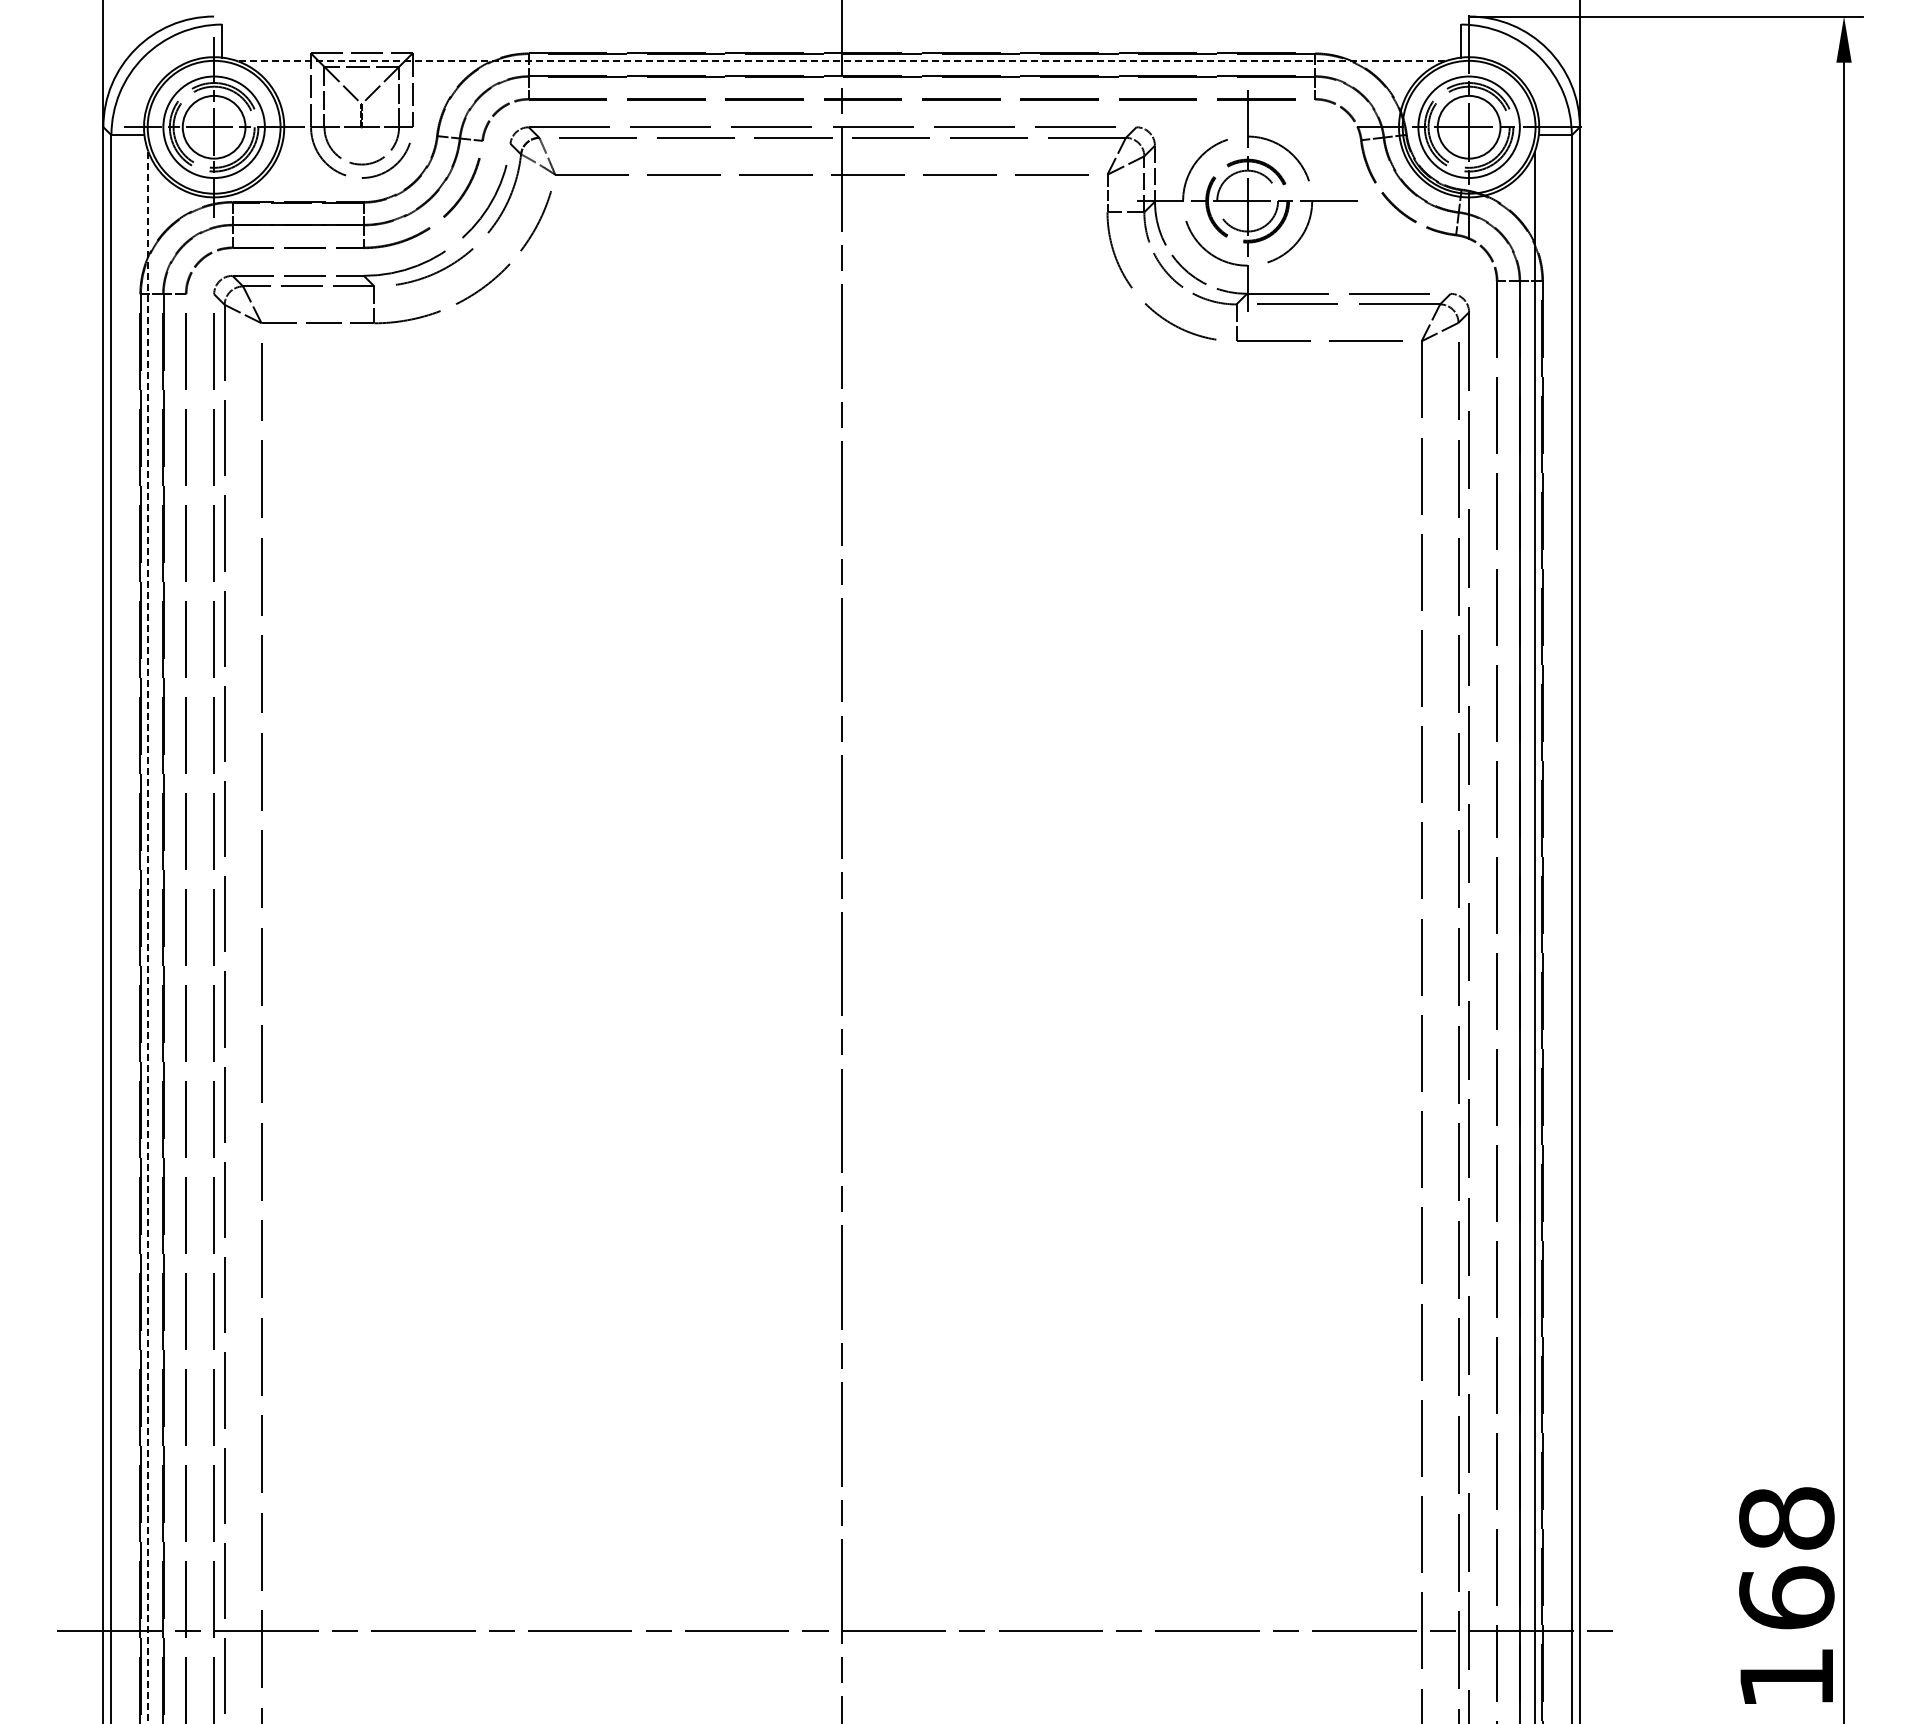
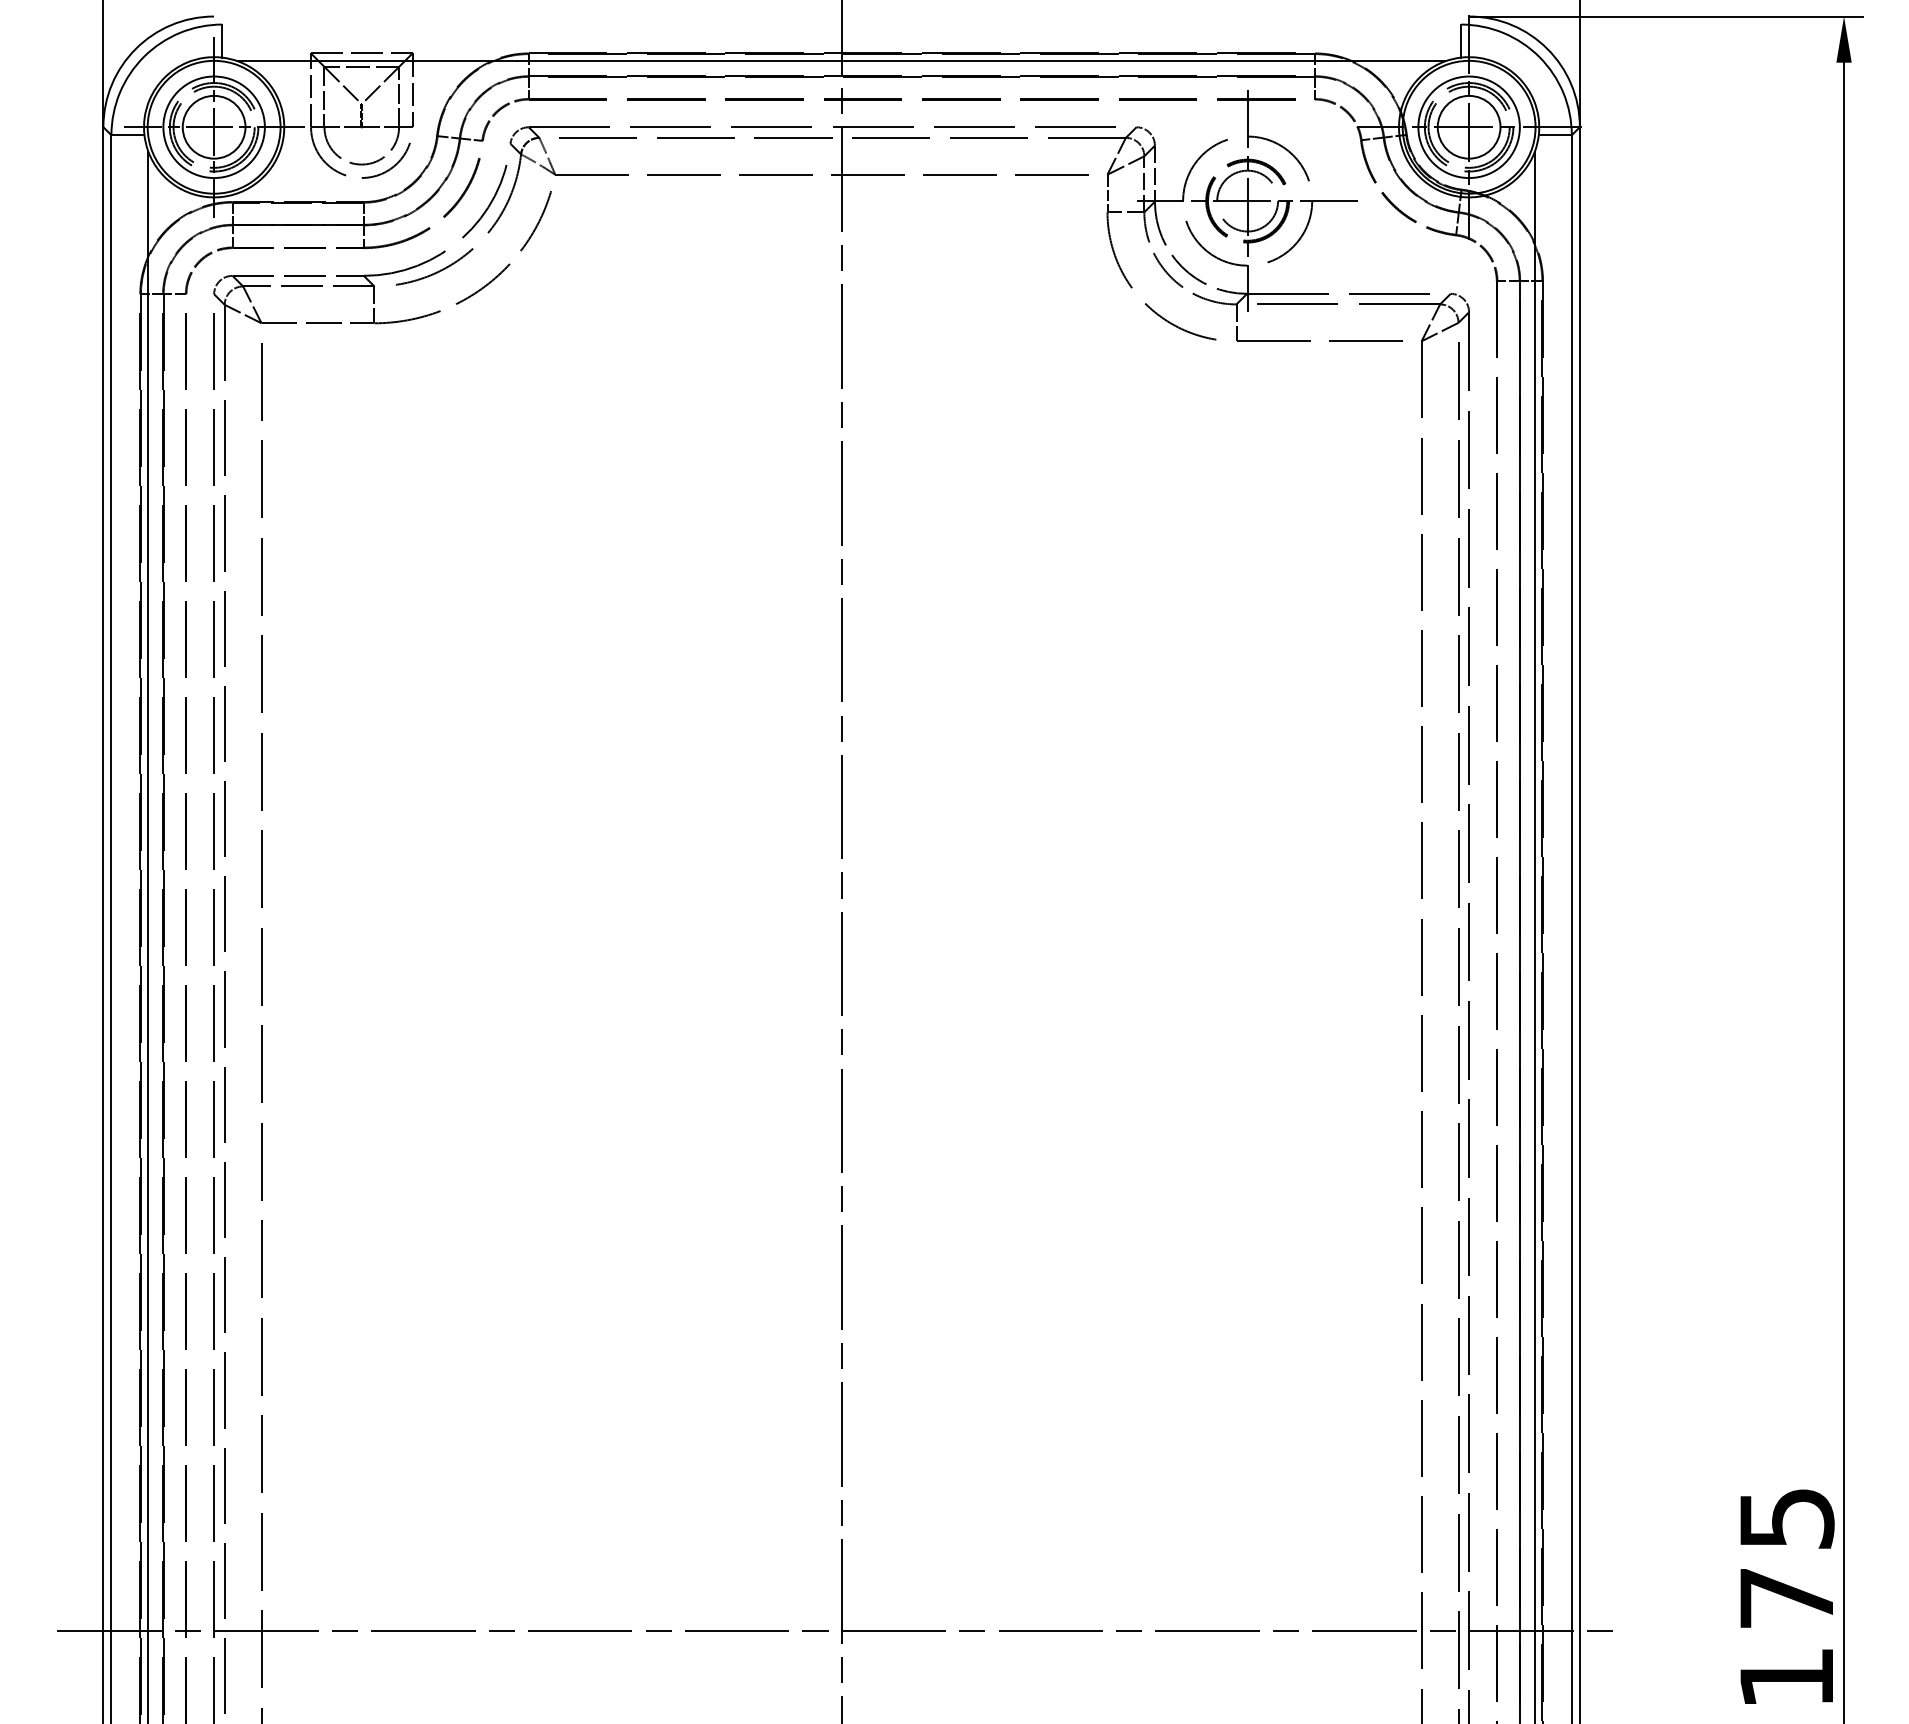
line: dashed -> solid (841, 61)
line: dashed -> solid (148, 937)
text: 168 -> 175 (1786, 1558)
